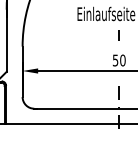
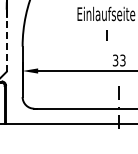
line position: (118, 35) -> (106, 35) (106, 35)
line: solid -> dashed (6, 40)
text: 50 -> 33 (119, 60)
